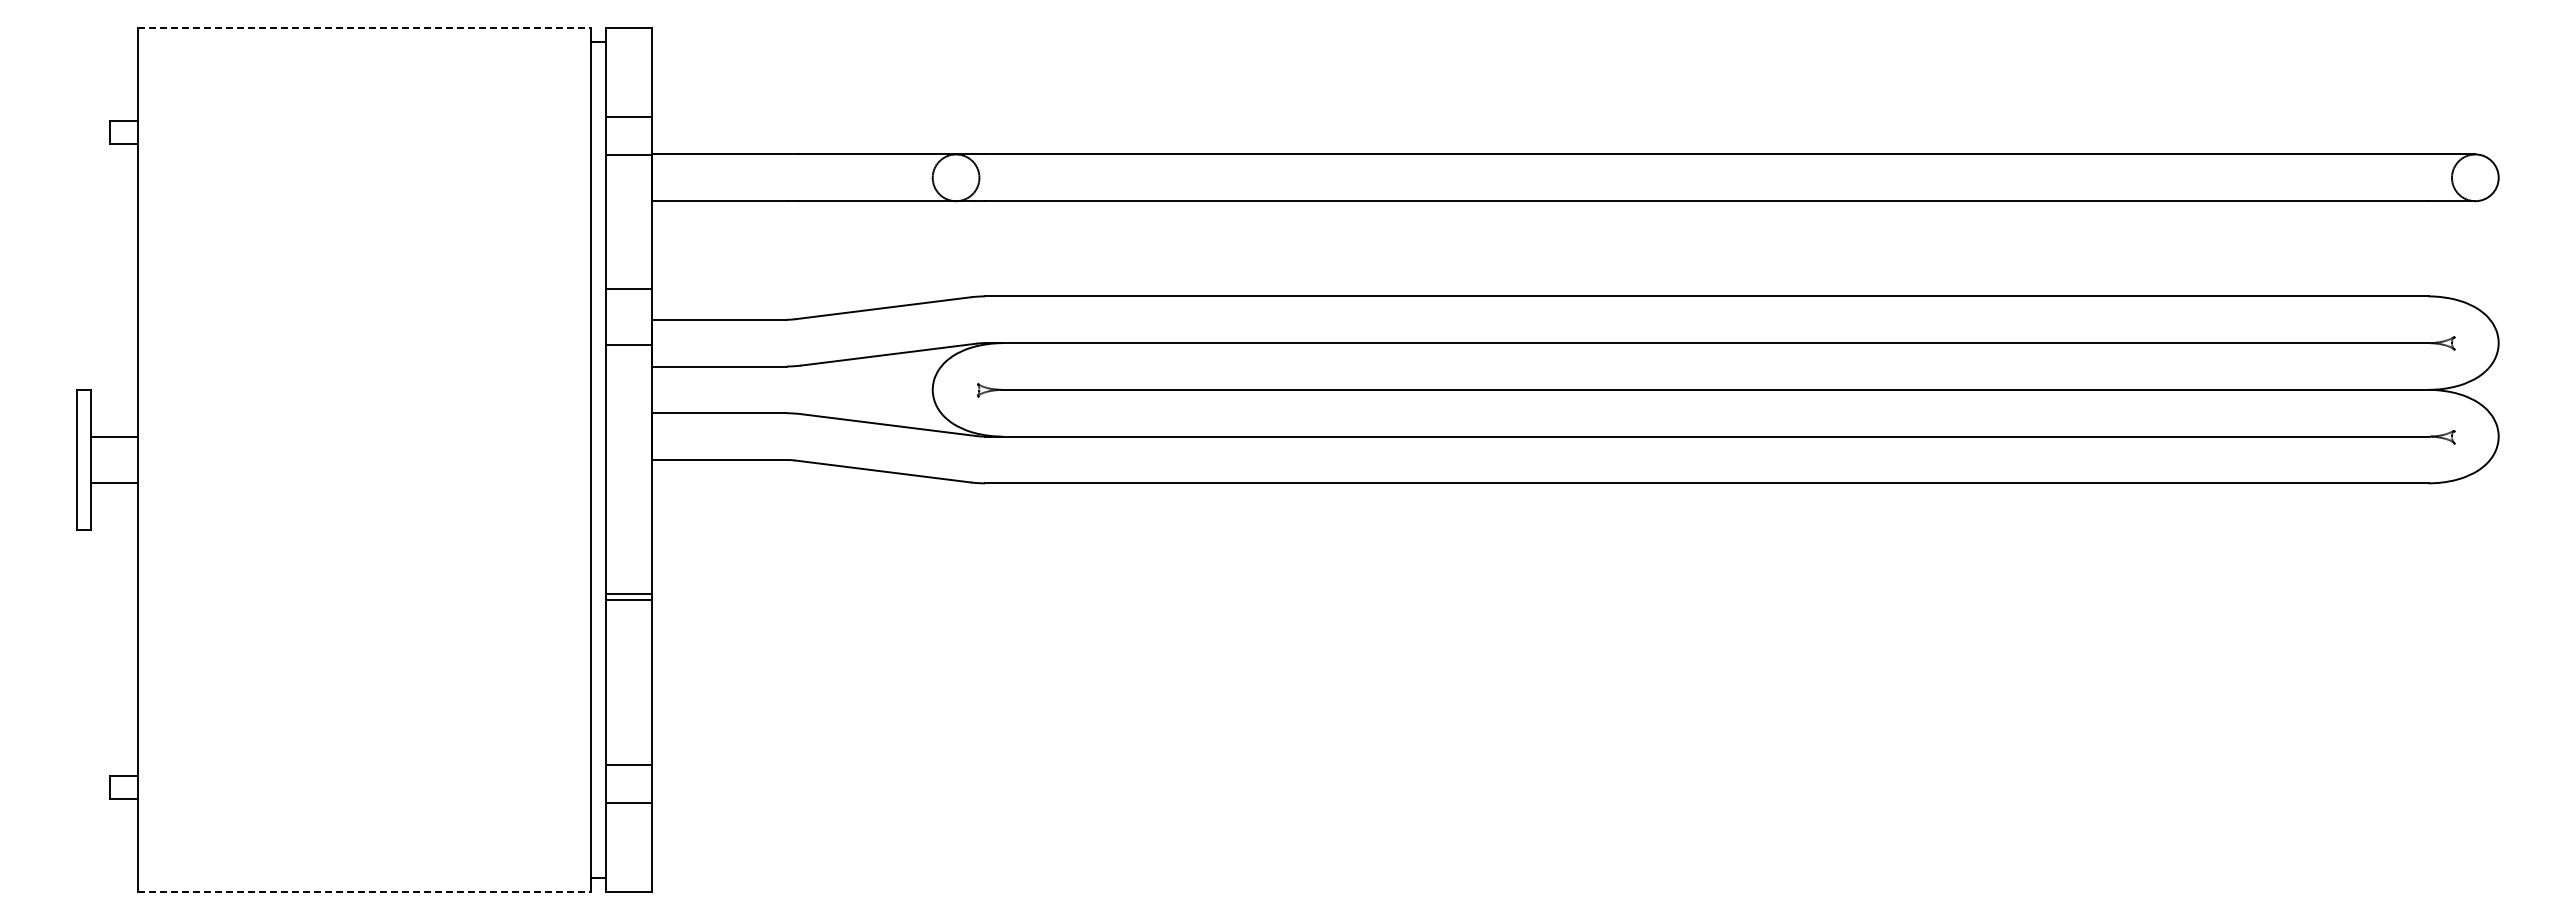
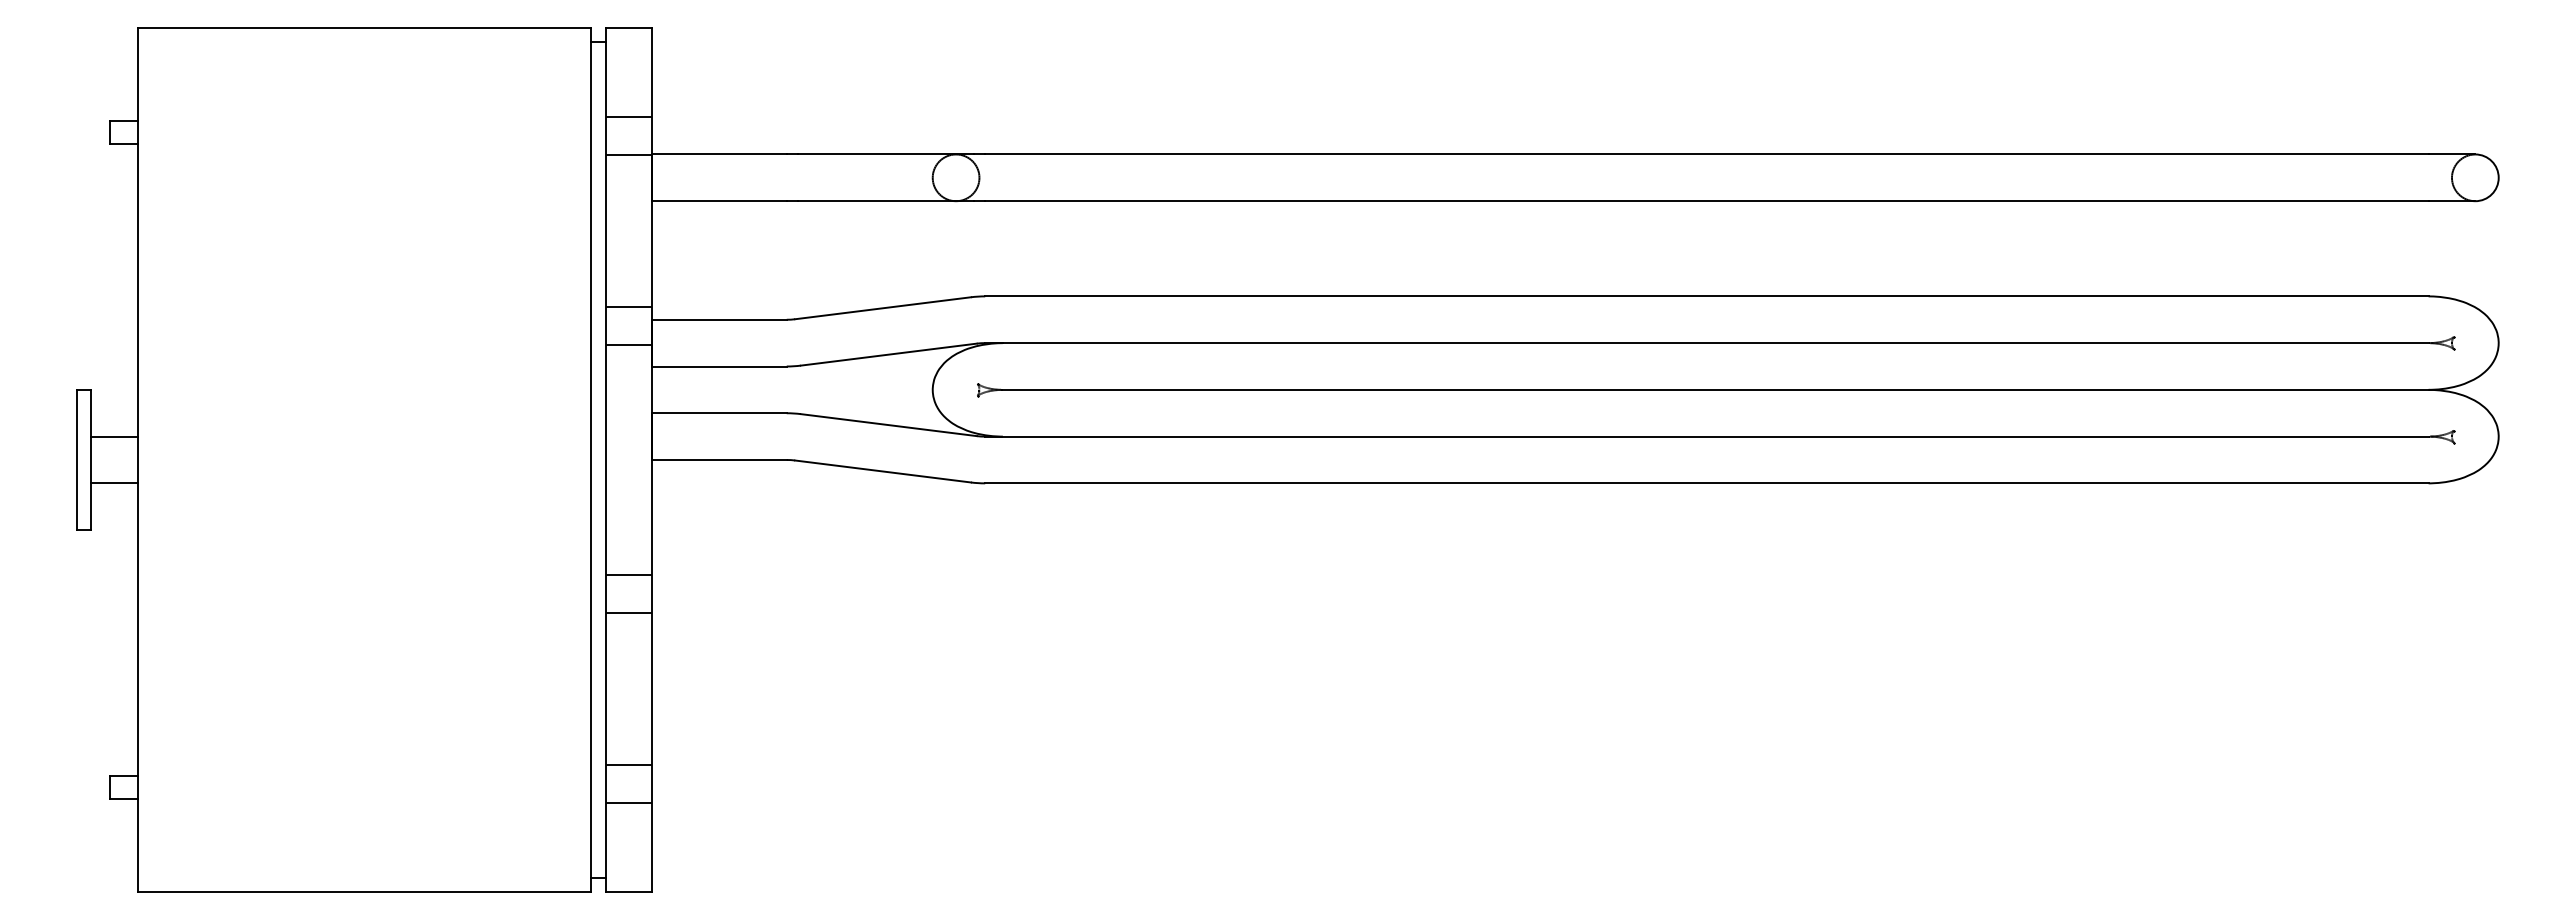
line: dashed -> solid (364, 27)
line position: (628, 288) -> (628, 306) (628, 306)
line position: (628, 594) -> (628, 613) (628, 613)
line position: (628, 599) -> (628, 574) (628, 574)
line: dashed -> solid (364, 892)
